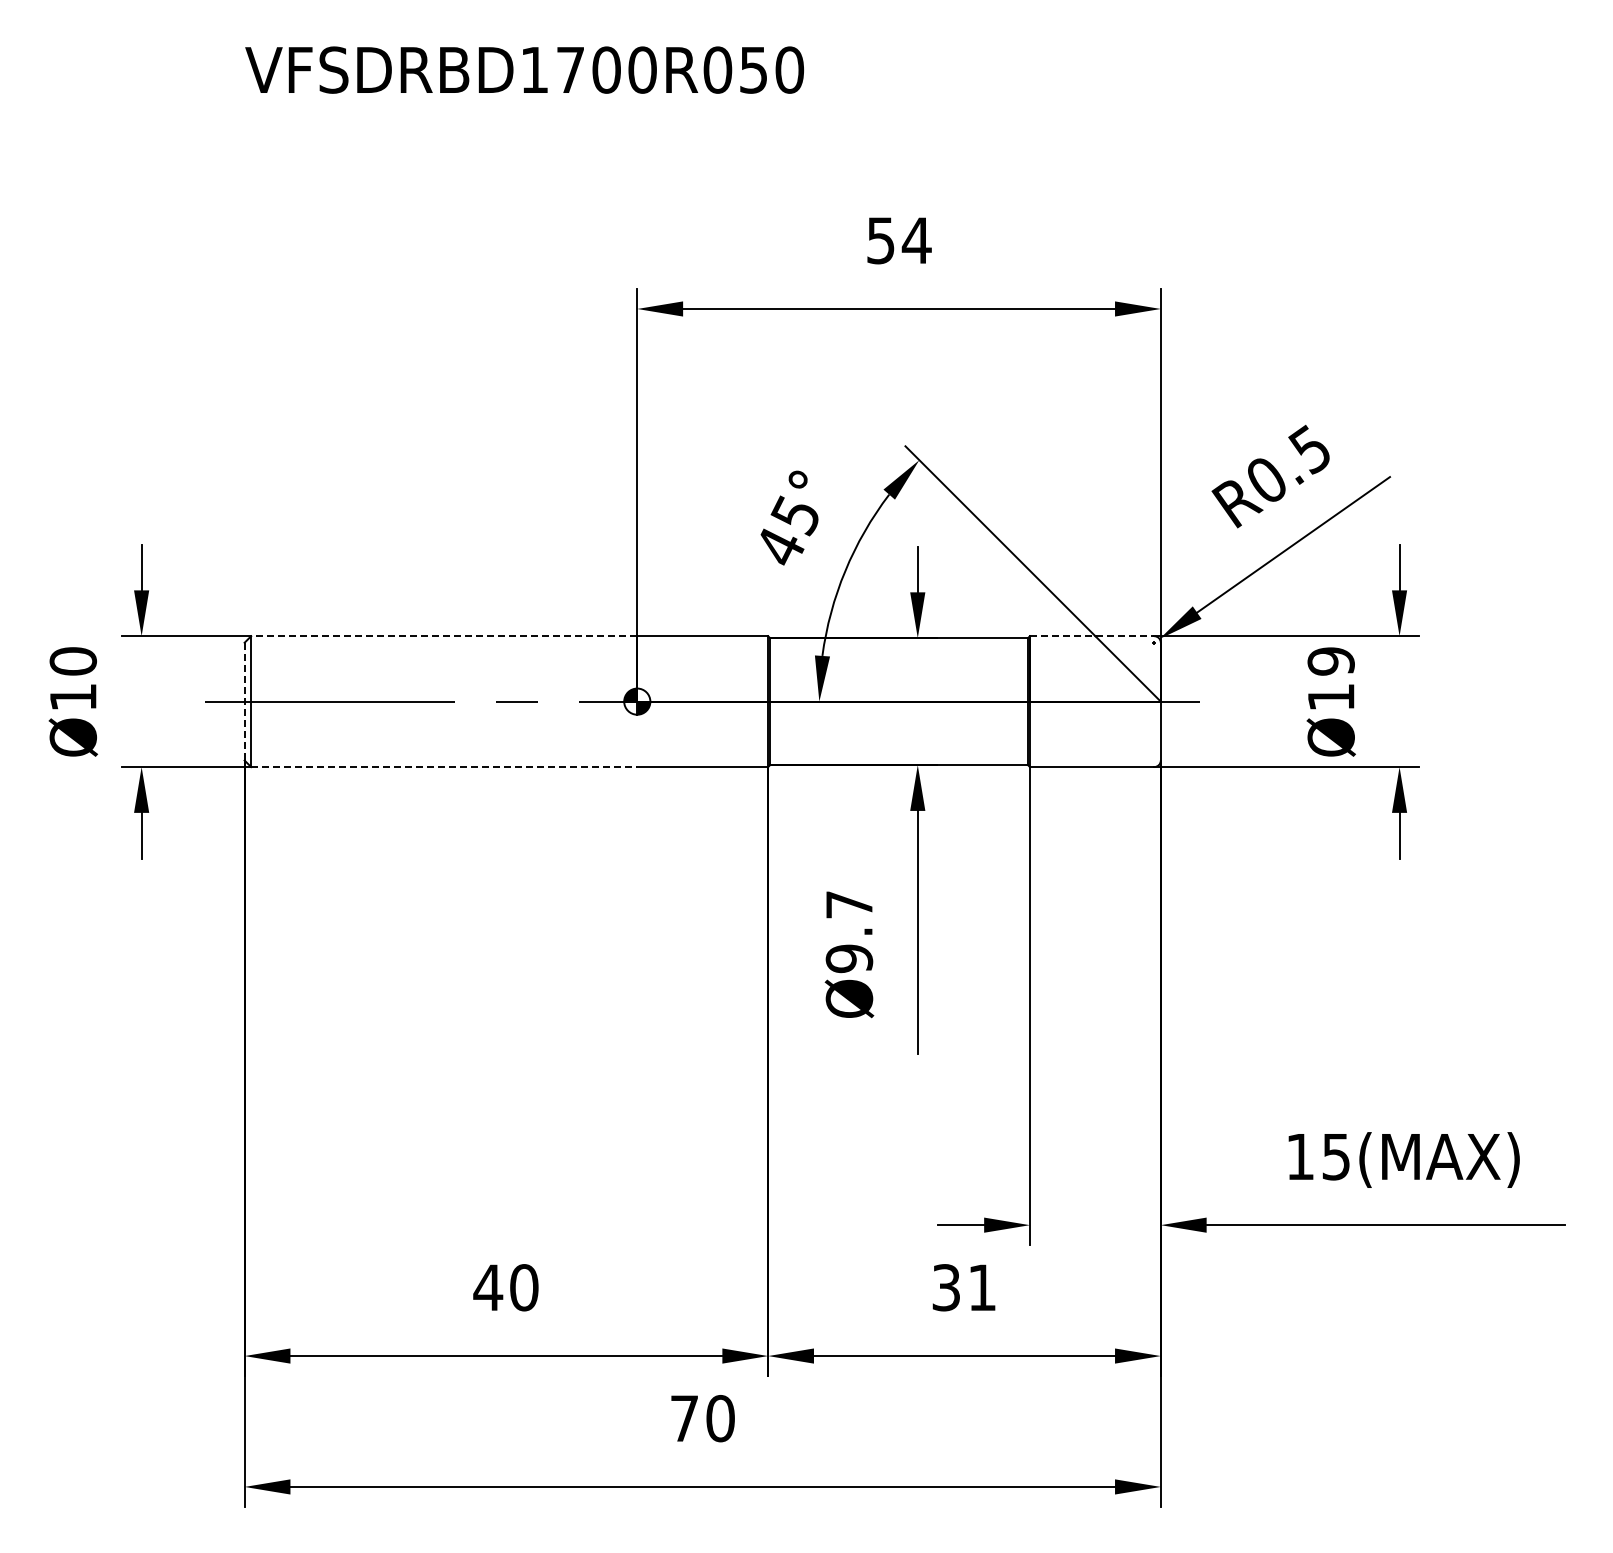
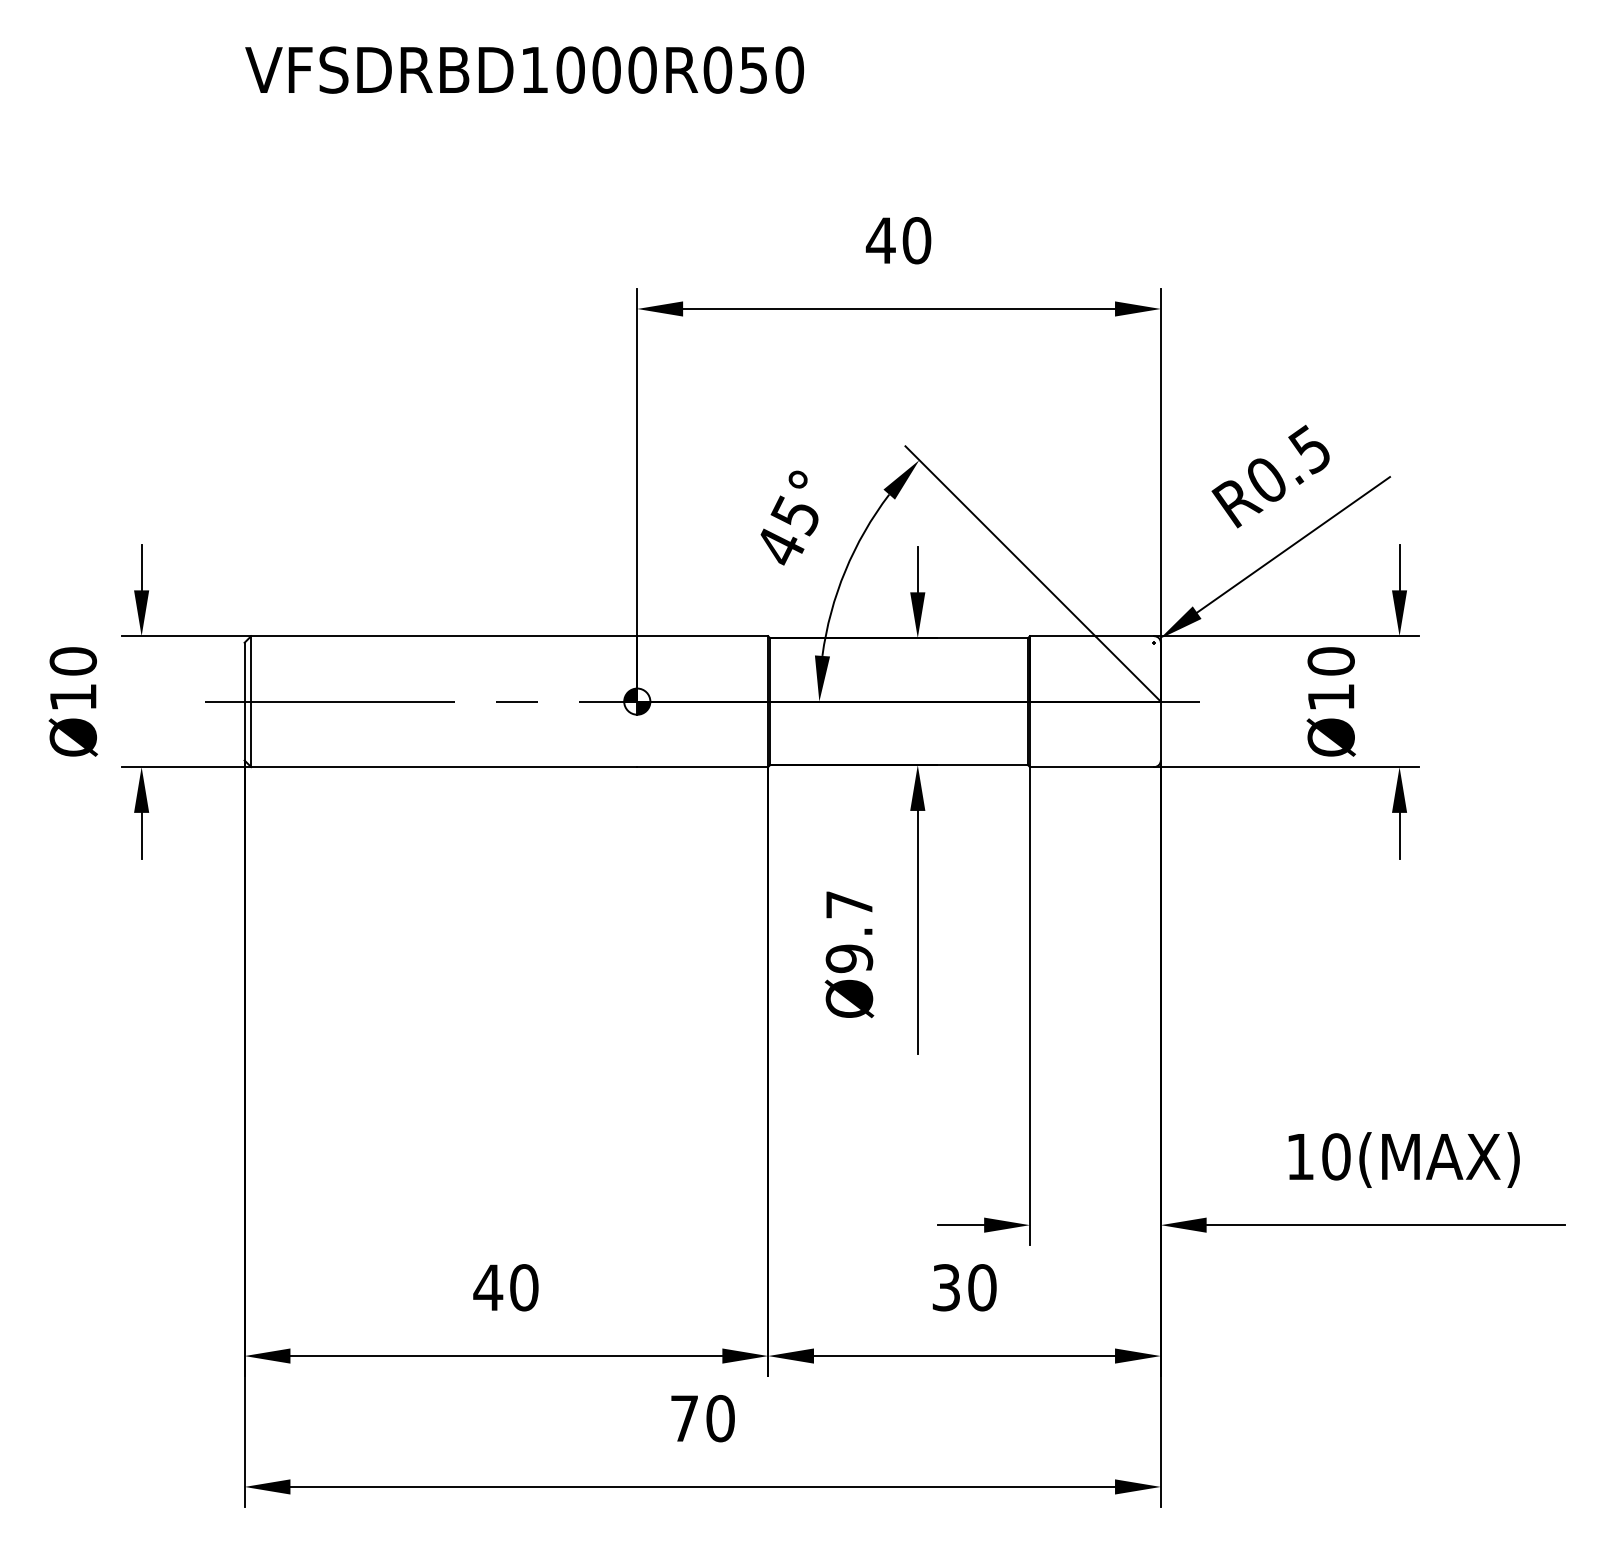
text: VFSDRBD1700R050 -> VFSDRBD1000R050 (570, 69)
text: 54 -> 40 (898, 240)
line: dashed -> solid (443, 636)
line: dashed -> solid (1092, 636)
text: Ø19 -> Ø10 (1330, 661)
line: dashed -> solid (244, 701)
line: dashed -> solid (444, 767)
text: 15(MAX) -> 10(MAX) (1336, 1156)
text: 31 -> 30 (982, 1287)
